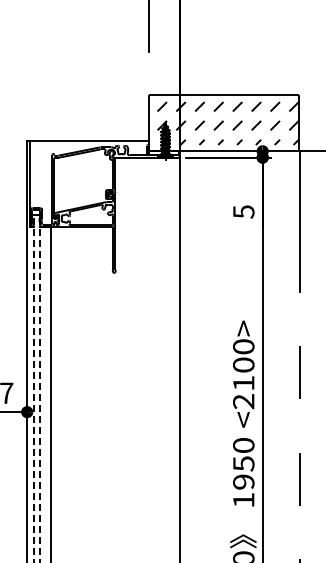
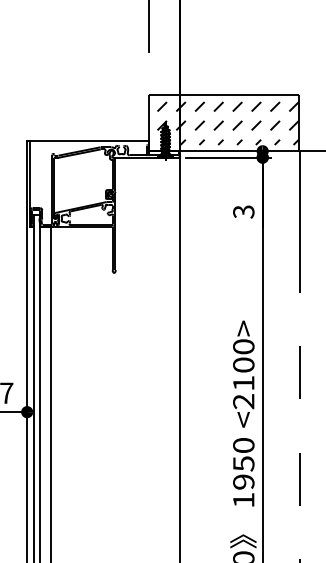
text: 5 -> 3 (243, 211)
line: dashed -> solid (33, 388)
line: dashed -> solid (40, 388)
